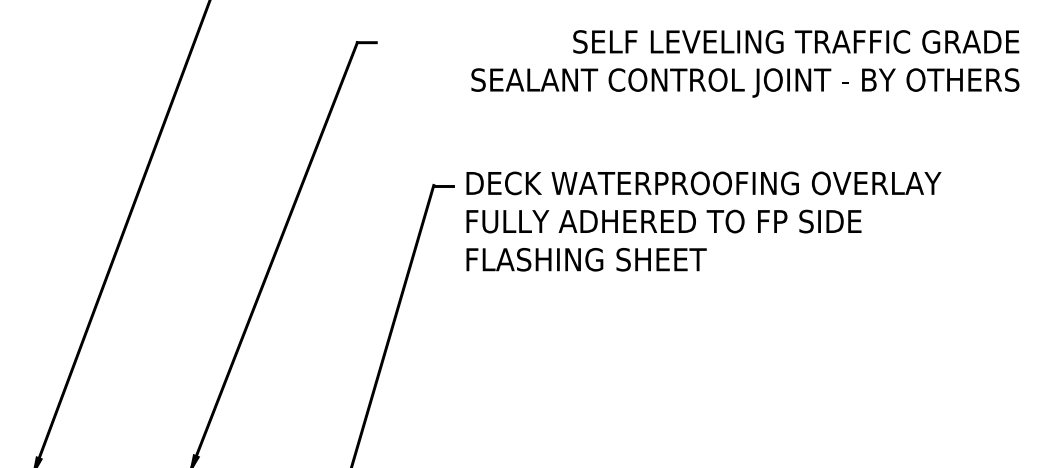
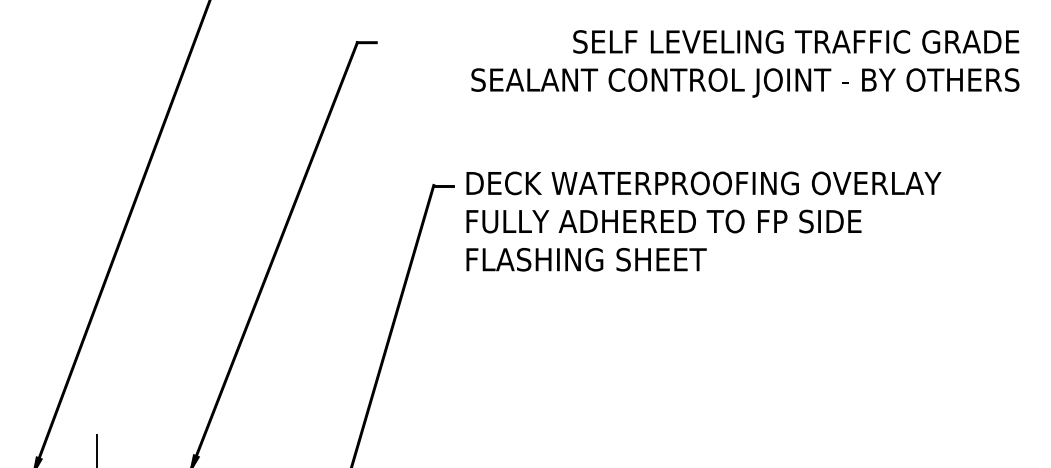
line: none -> present (96, 449)
